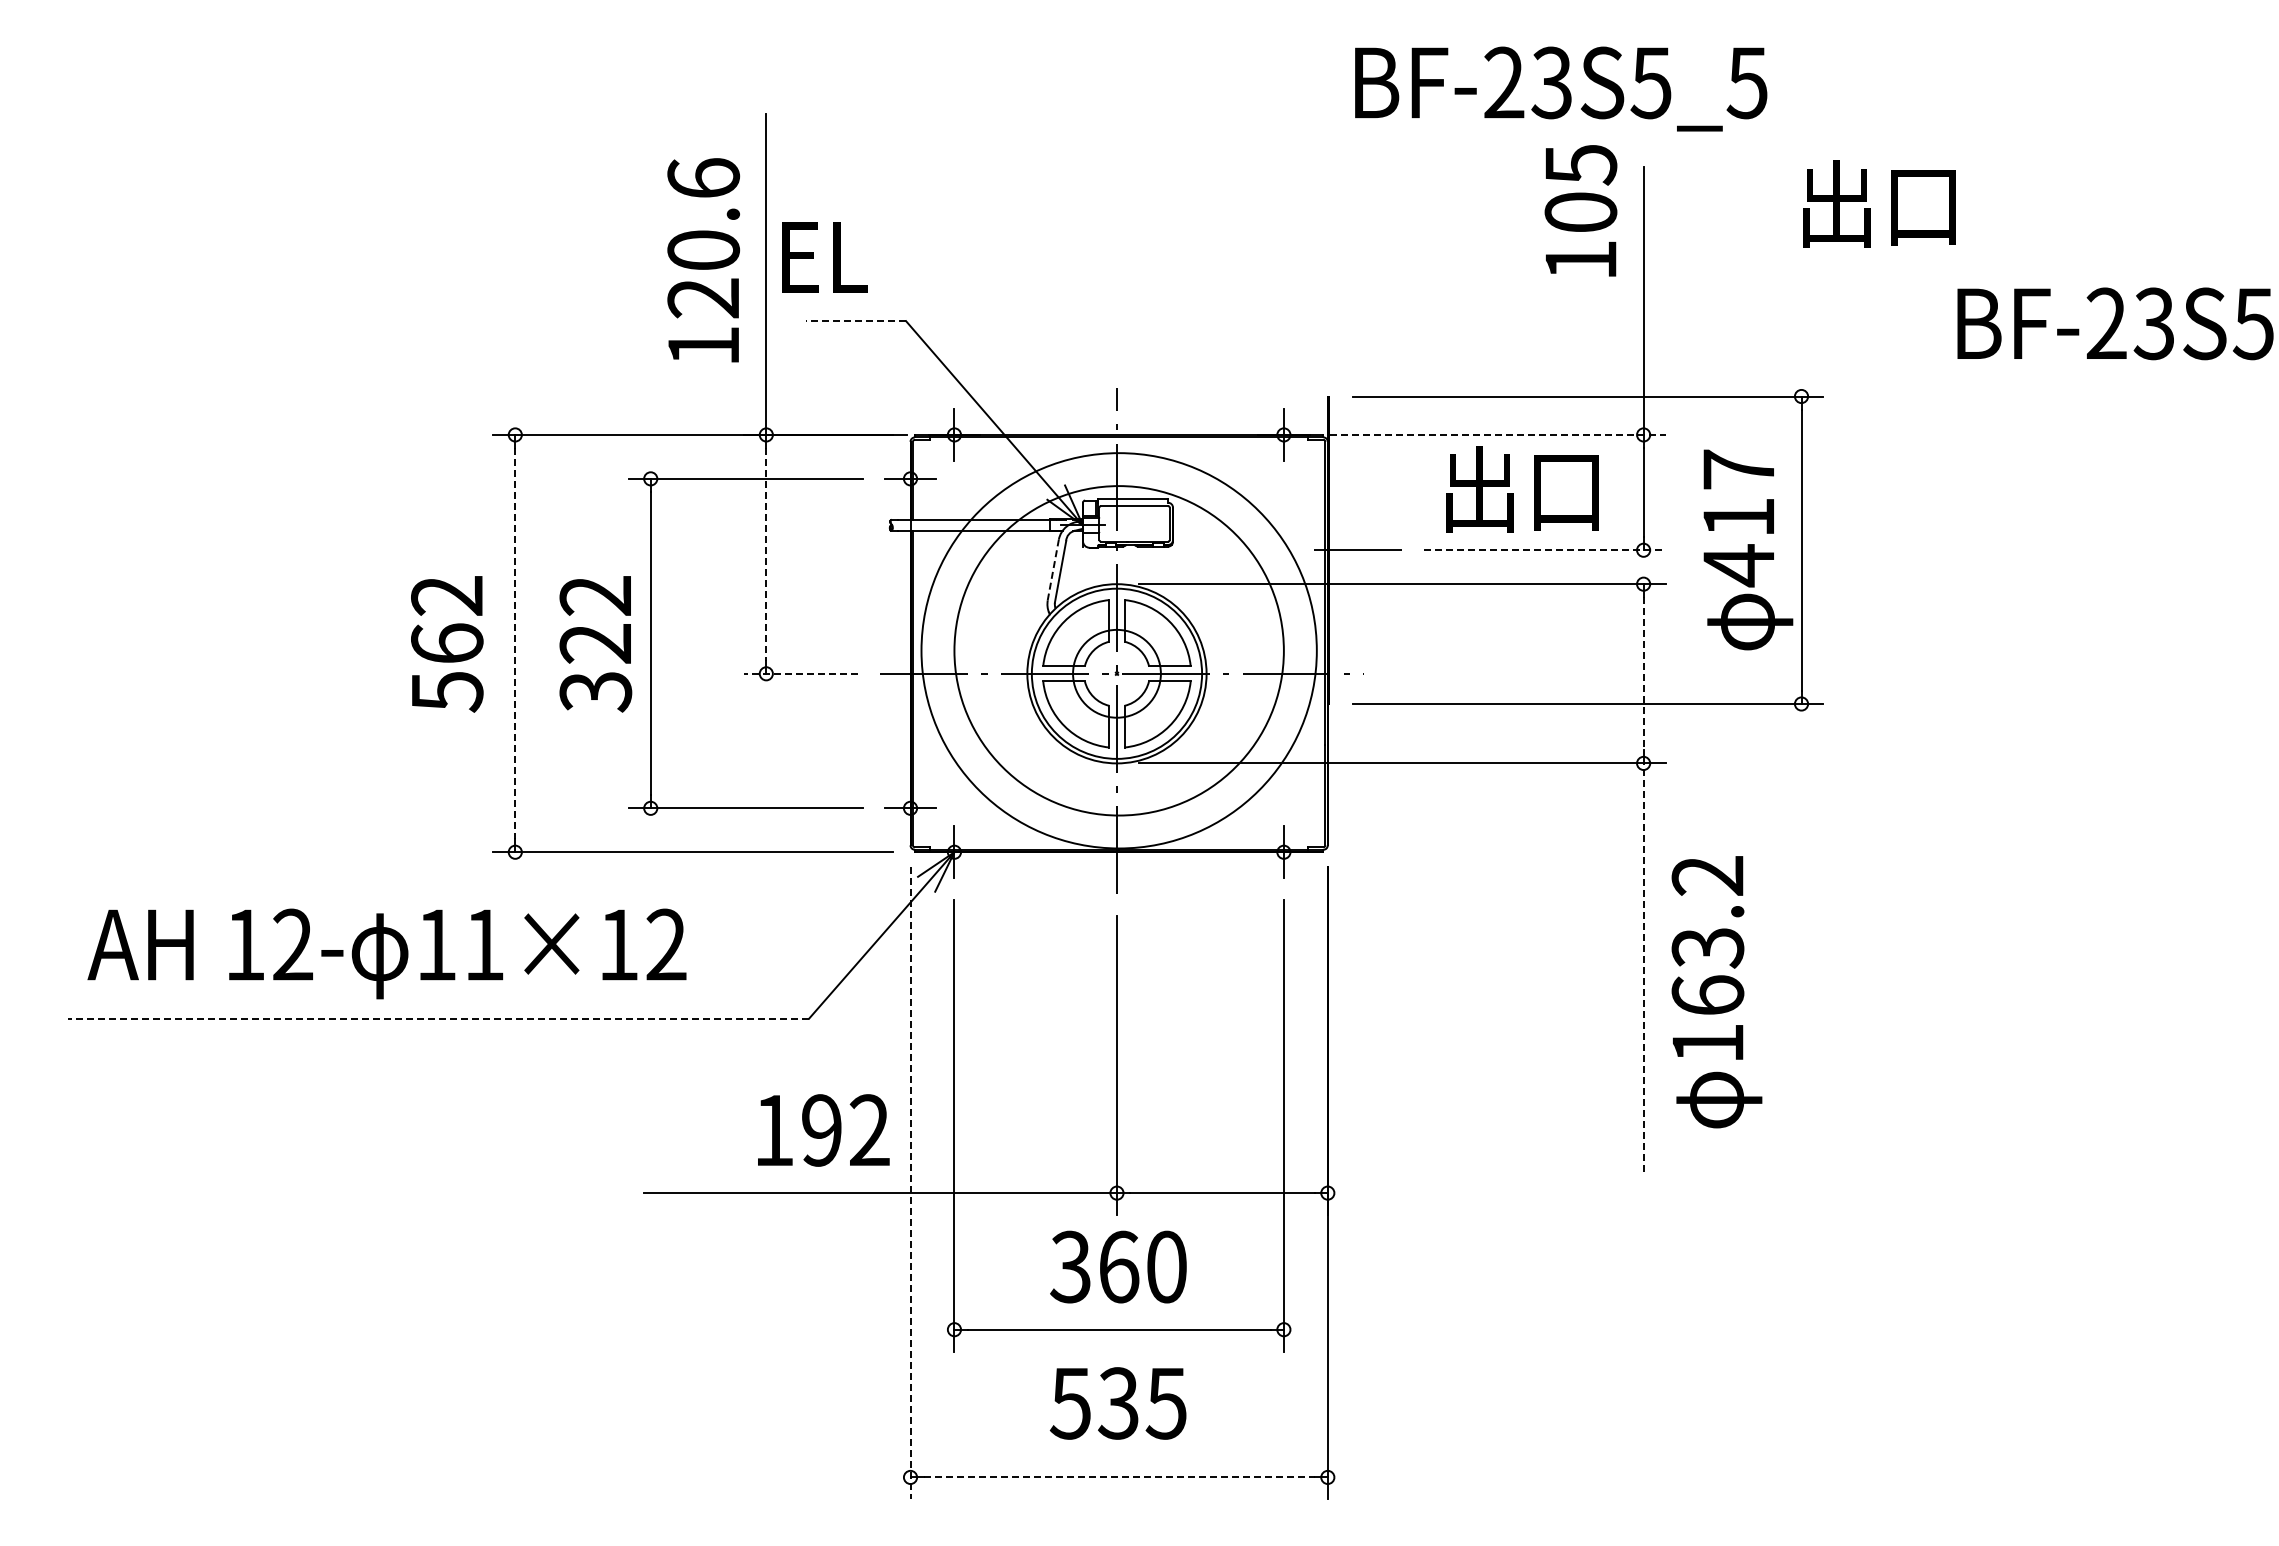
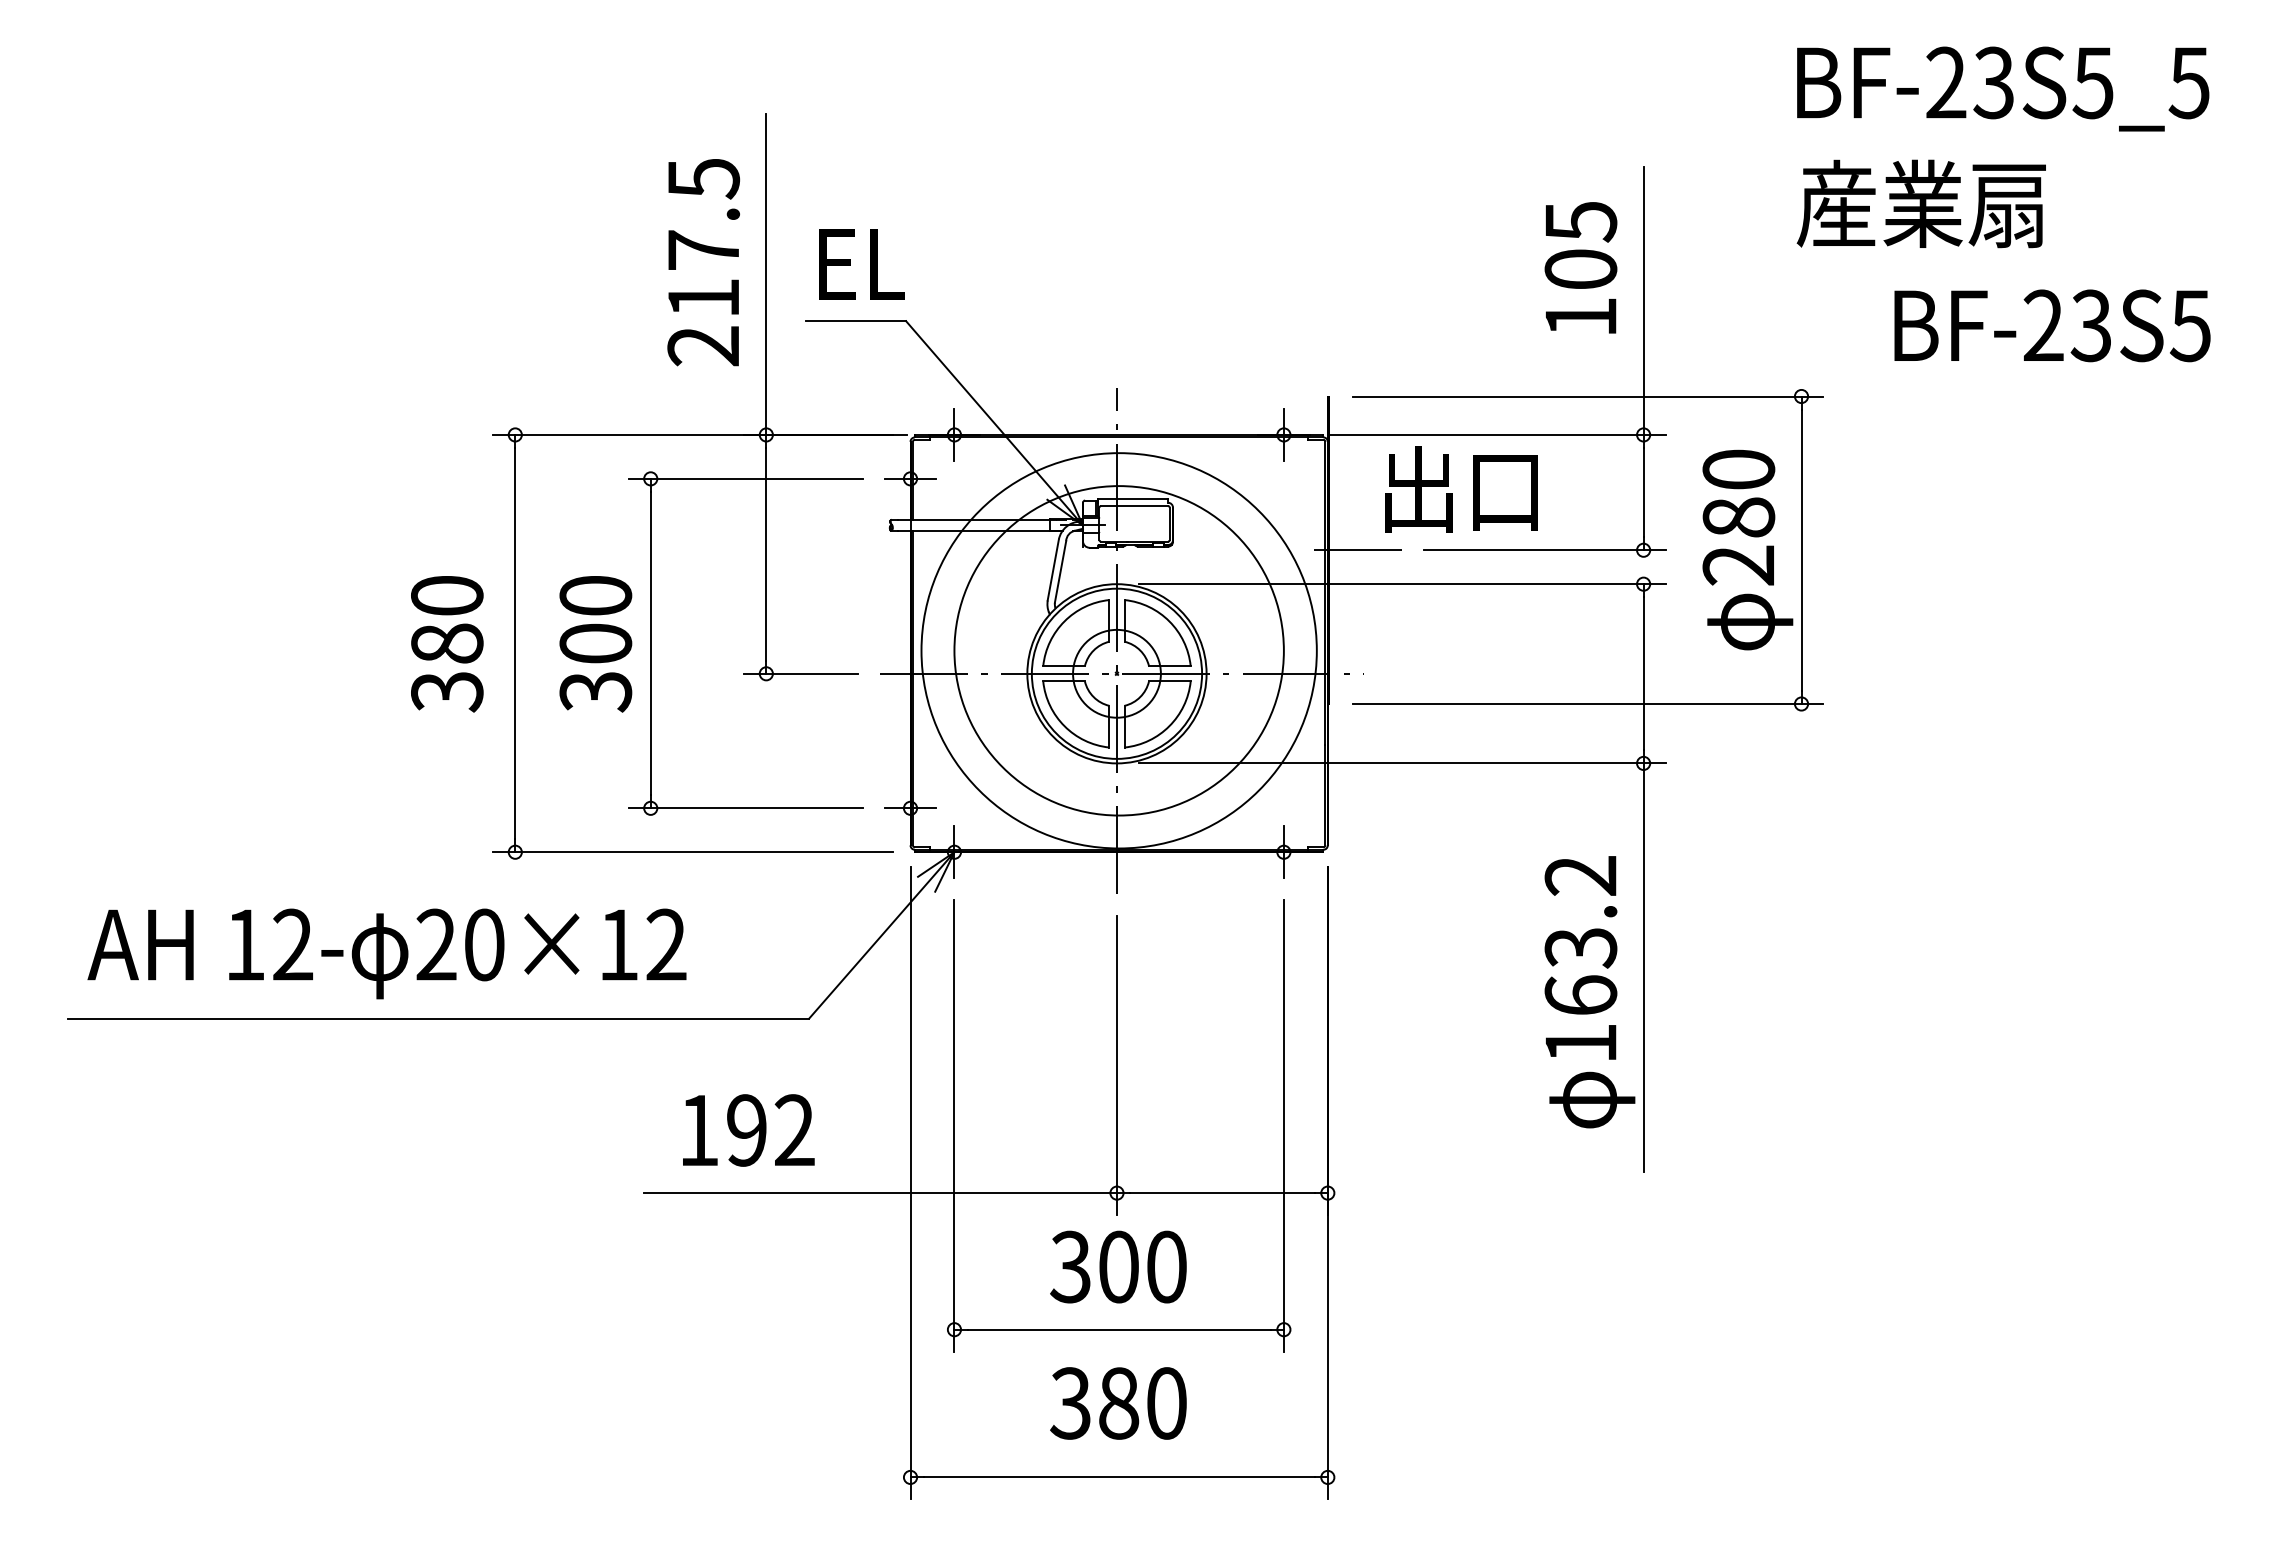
text position: (1561, 88) -> (2003, 88) (2003, 88)
text: 出口 -> 産業扇 (1920, 203)
text position: (1580, 210) -> (1580, 267) (1580, 267)
text position: (824, 257) -> (861, 264) (861, 264)
text: 120.6 -> 217.5 (703, 262)
line: dashed -> solid (855, 321)
text position: (2115, 323) -> (2052, 325) (2052, 325)
line: dashed -> solid (1497, 434)
text position: (1522, 489) -> (1461, 489) (1461, 489)
text: 417 -> 280 (1738, 518)
line: dashed -> solid (1544, 550)
line: dashed -> solid (766, 554)
line: dashed -> solid (1053, 570)
text: 322 -> 300 (595, 619)
text: 562 -> 380 (447, 644)
line: dashed -> solid (515, 644)
line: dashed -> solid (801, 673)
line: dashed -> solid (1643, 674)
text: 11×12 -> 20×12 (460, 944)
line: dashed -> solid (1643, 967)
text position: (1716, 992) -> (1589, 992) (1589, 992)
line: dashed -> solid (438, 1018)
text position: (823, 1130) -> (748, 1130) (748, 1130)
line: dashed -> solid (910, 1183)
text: 360 -> 300 (1119, 1266)
text: 535 -> 380 (1117, 1403)
line: dashed -> solid (1119, 1477)
